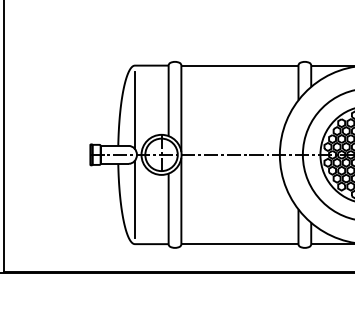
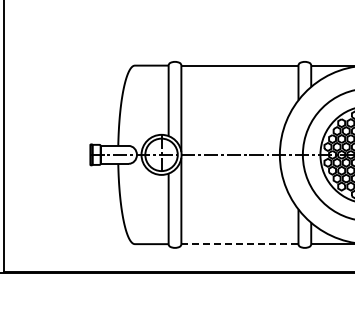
line: present -> none (134, 109)
line: present -> none (134, 199)
line: solid -> dashed (239, 244)
